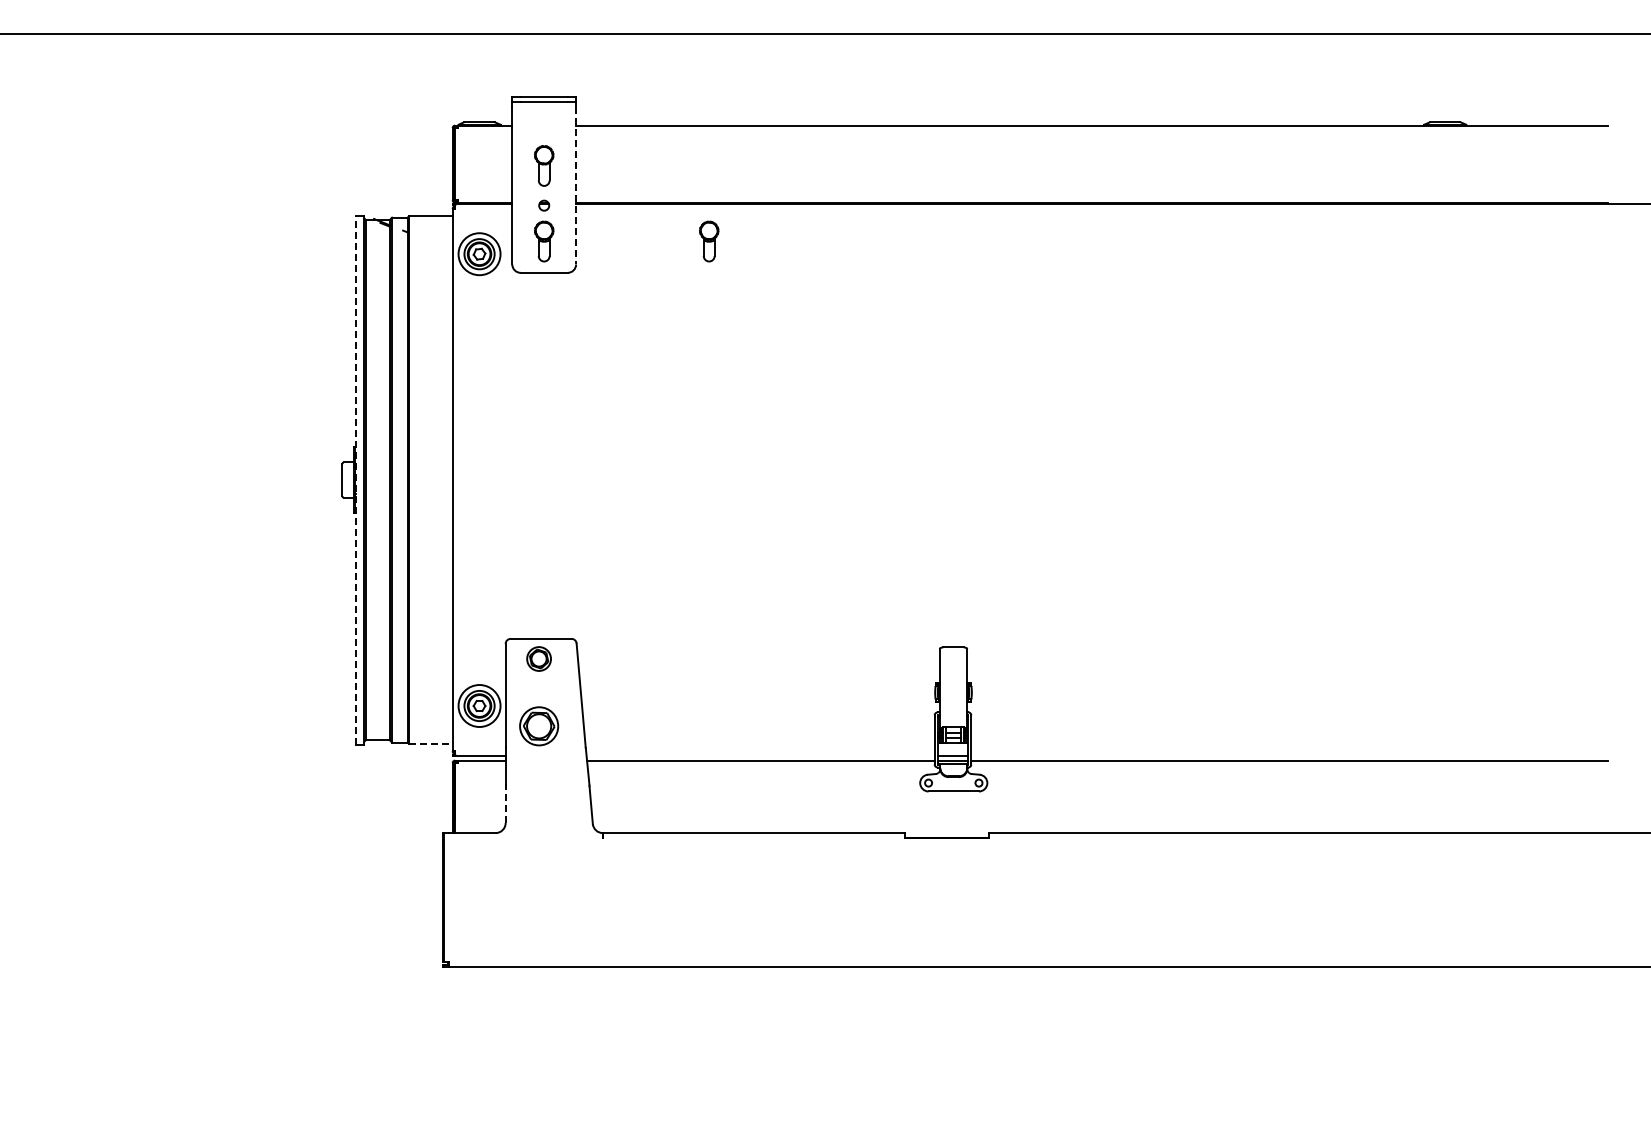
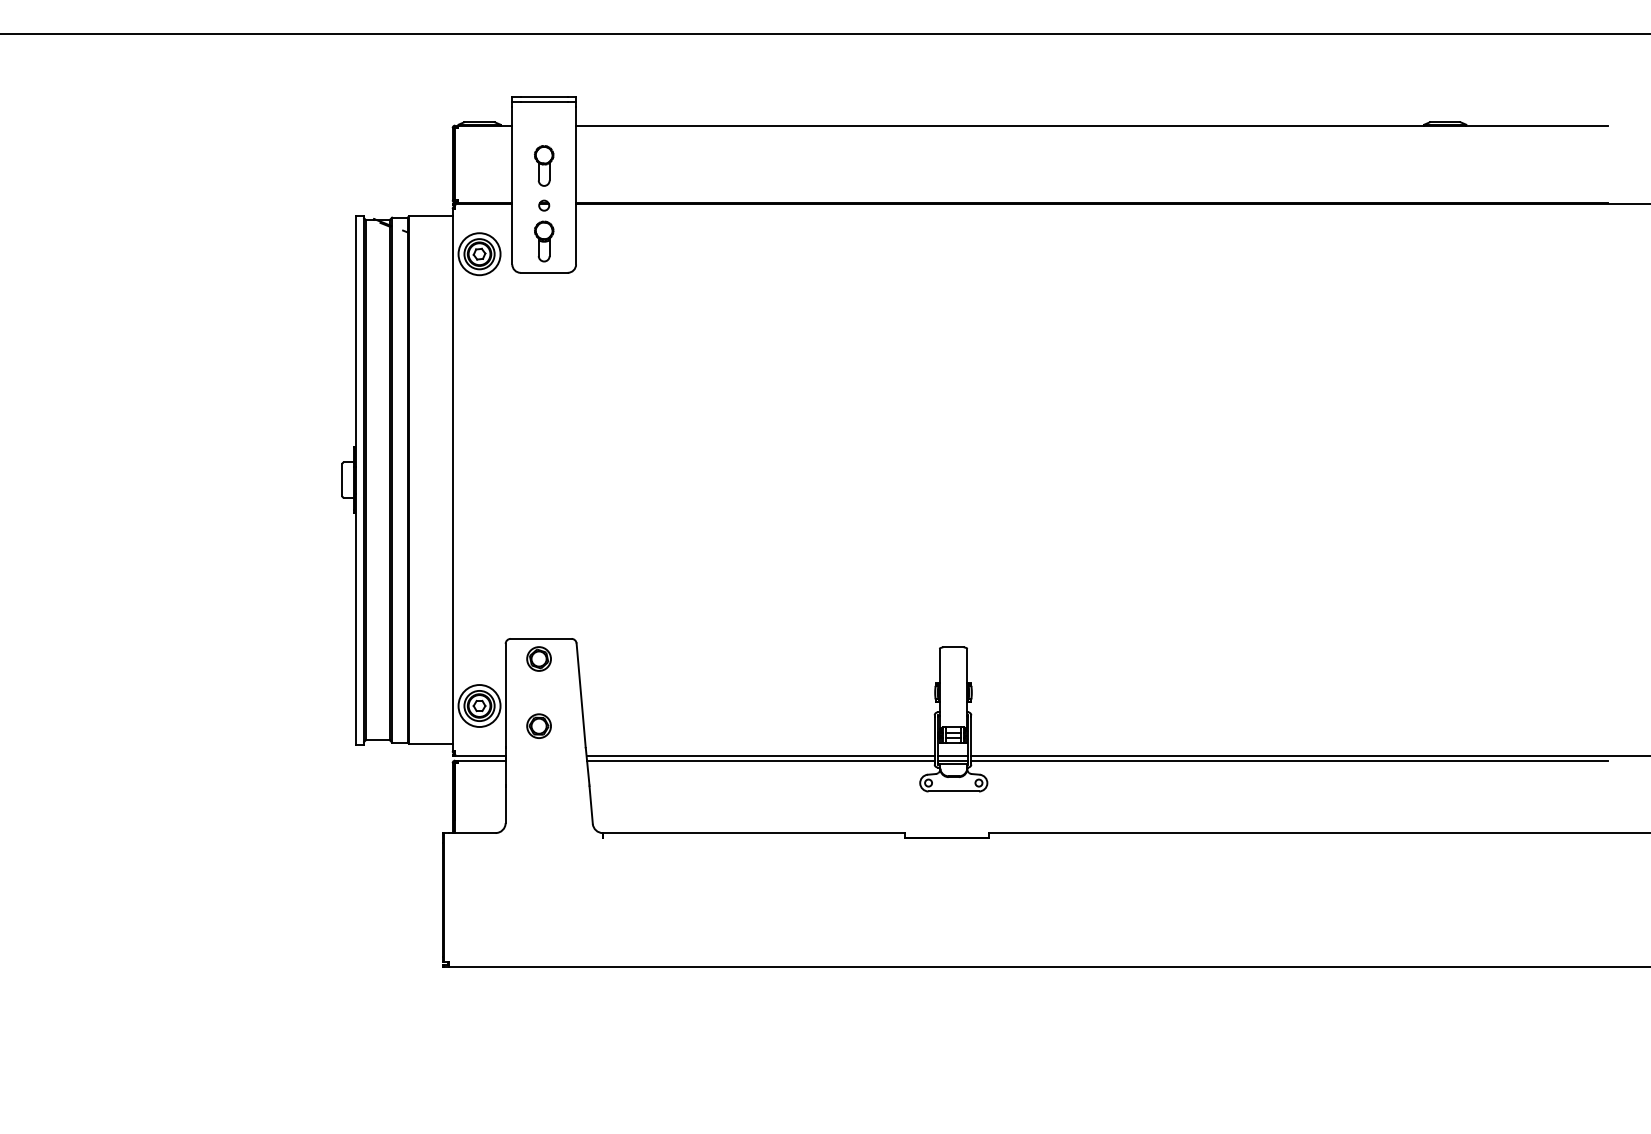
line: dashed -> solid (576, 185)
part: present -> none (709, 241)
line: dashed -> solid (355, 480)
part size: 41x41 px -> 26x26 px (538, 725)
line: dashed -> solid (430, 743)
line: none -> present (760, 756)
line: none -> present (1309, 756)
line: dashed -> solid (505, 804)
